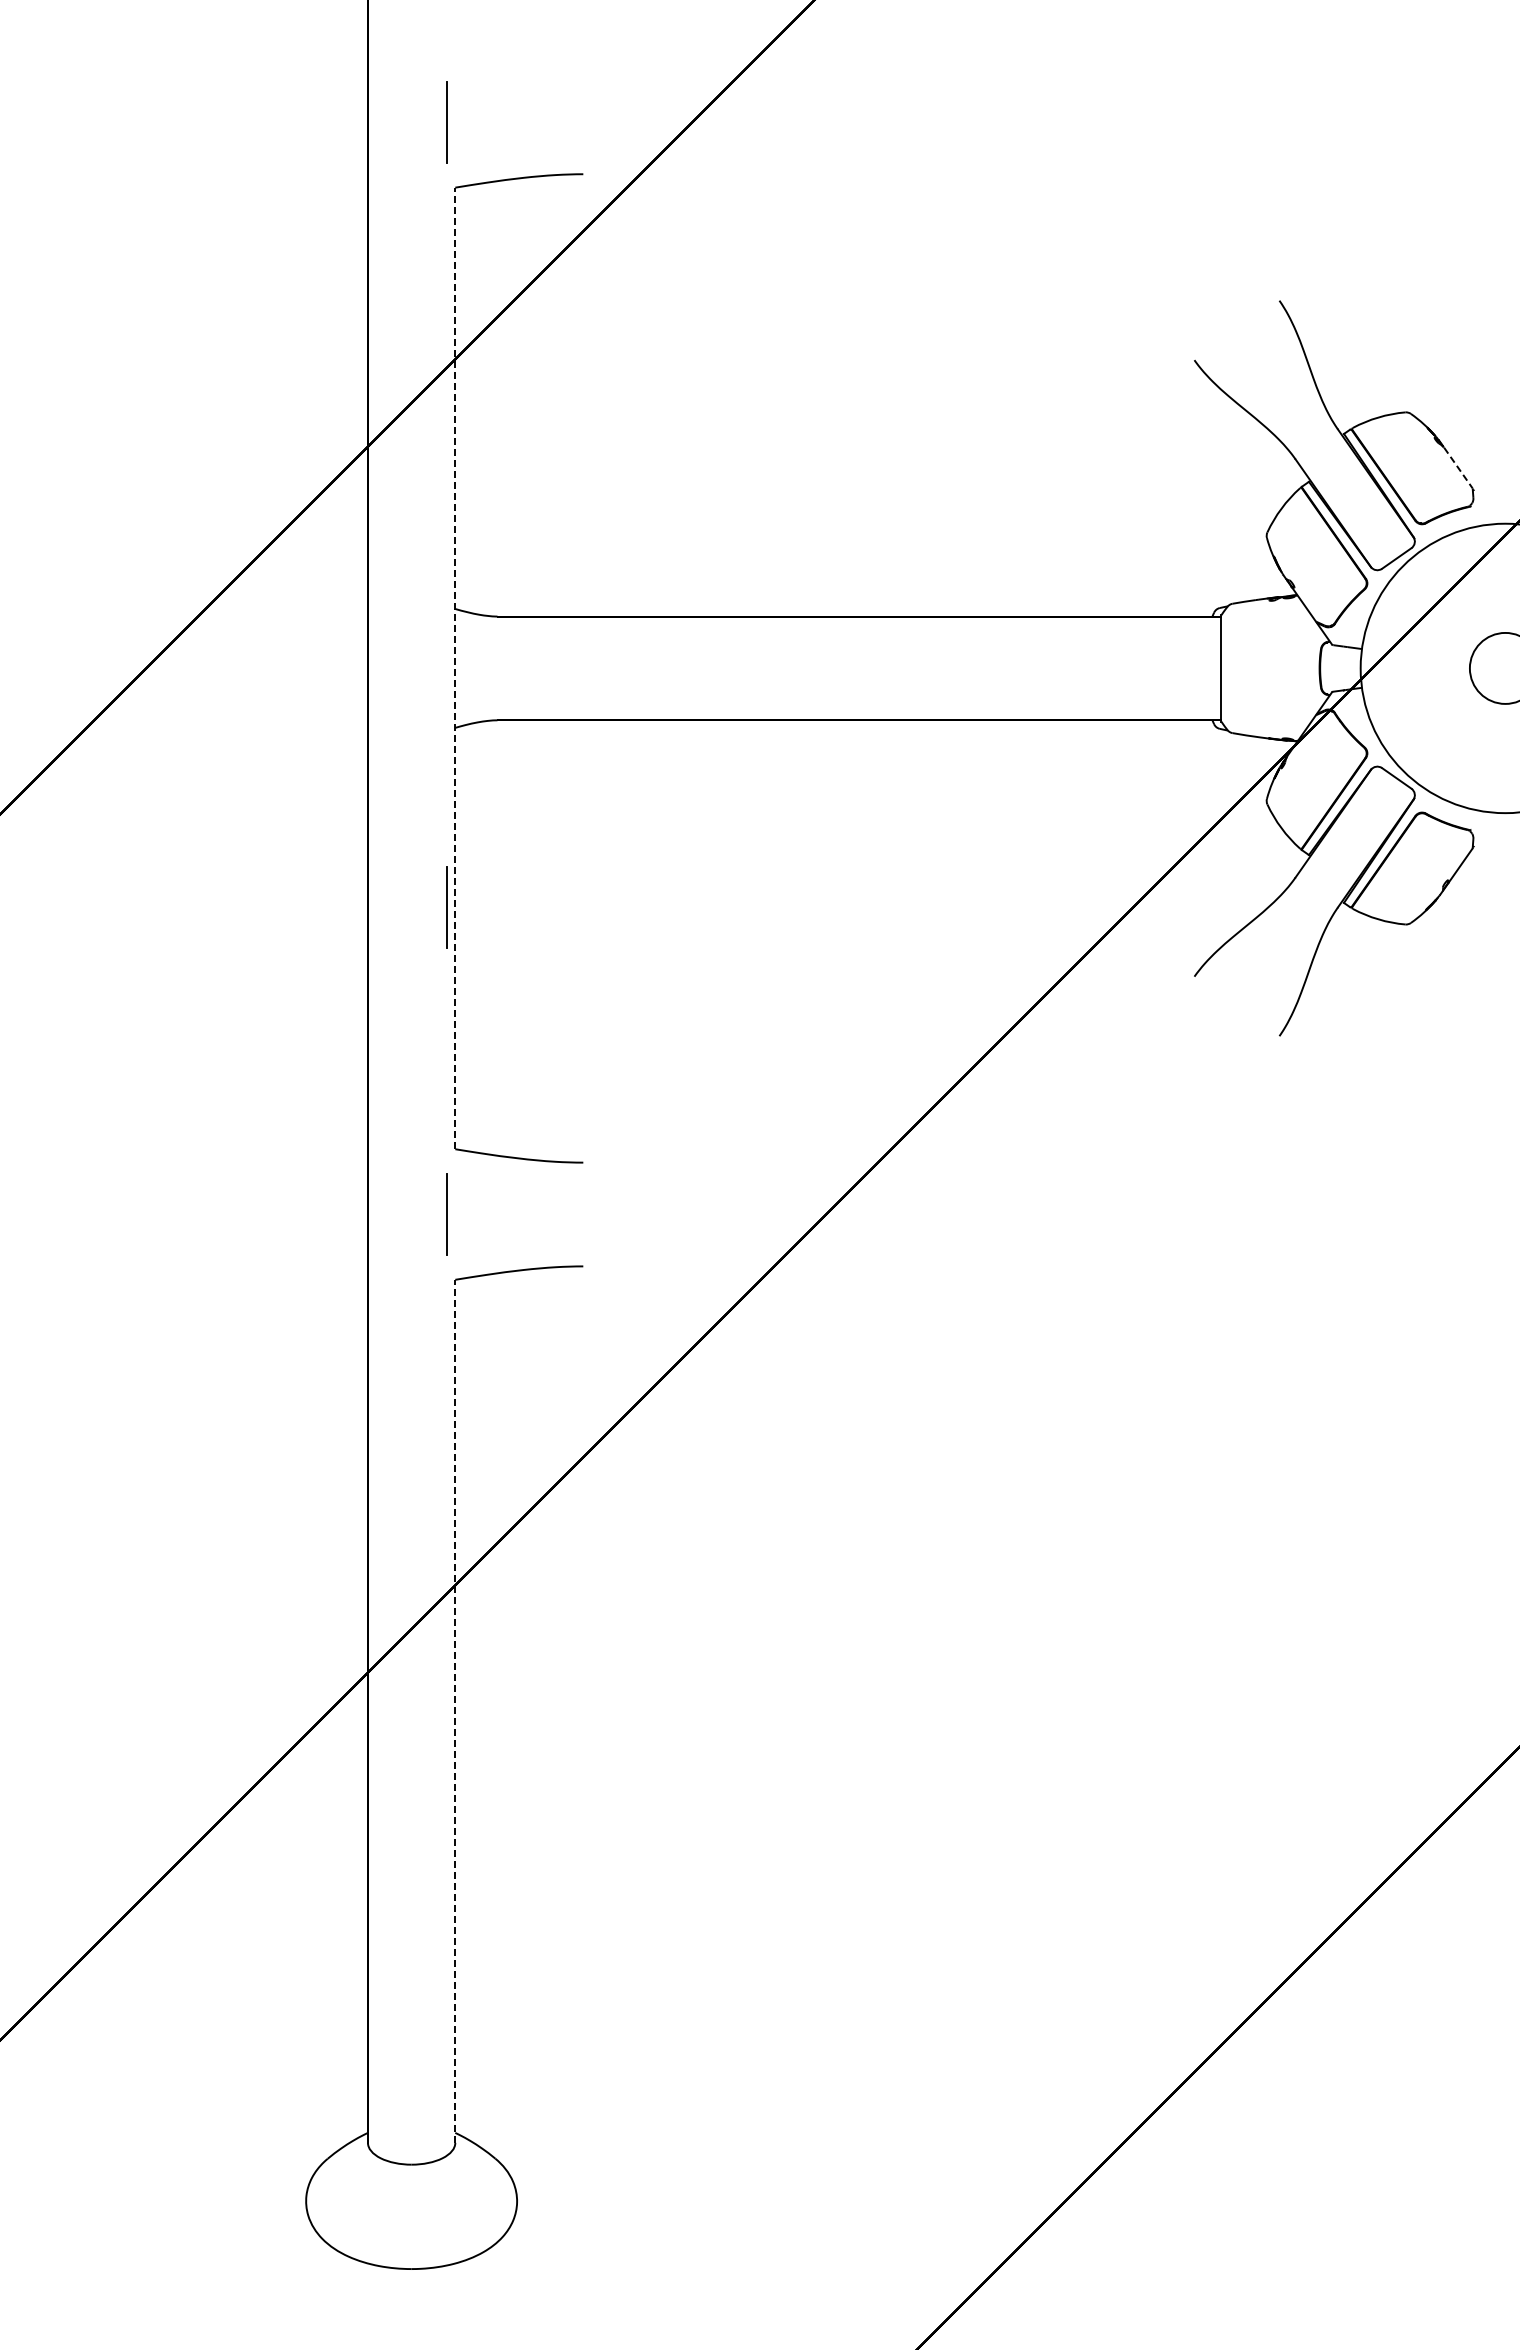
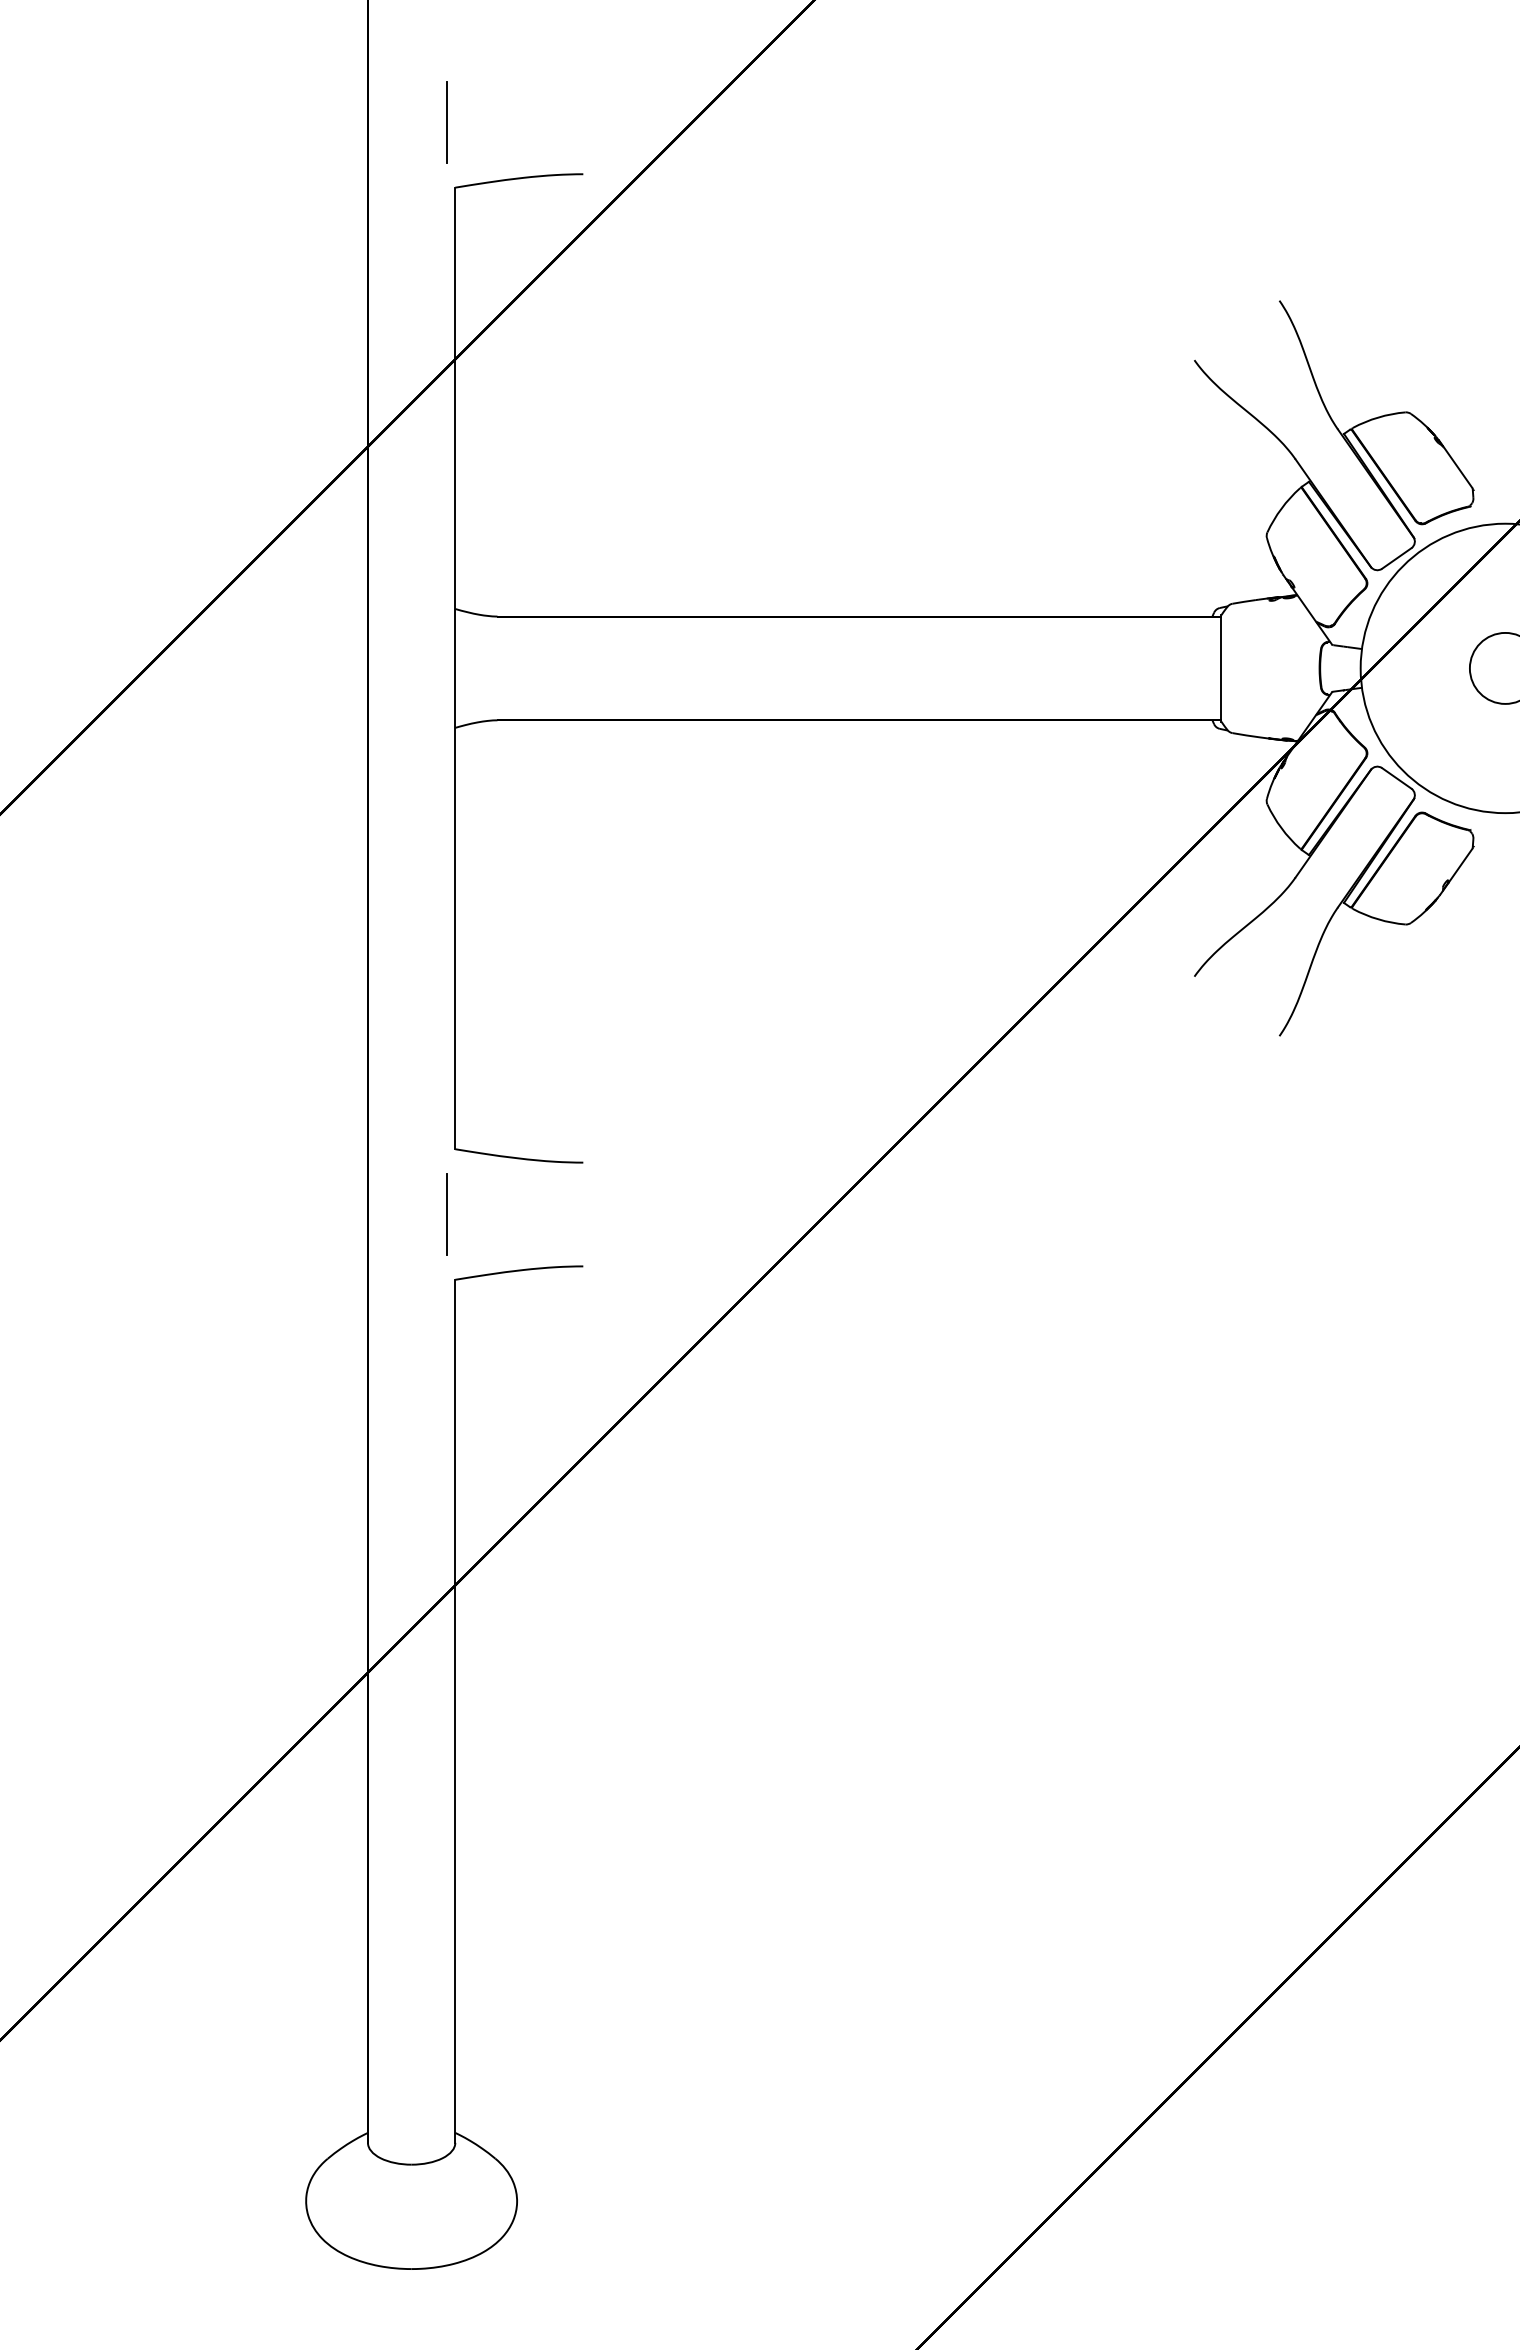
line: dashed -> solid (1458, 468)
line: dashed -> solid (455, 668)
line: present -> none (446, 907)
line: dashed -> solid (455, 1711)
